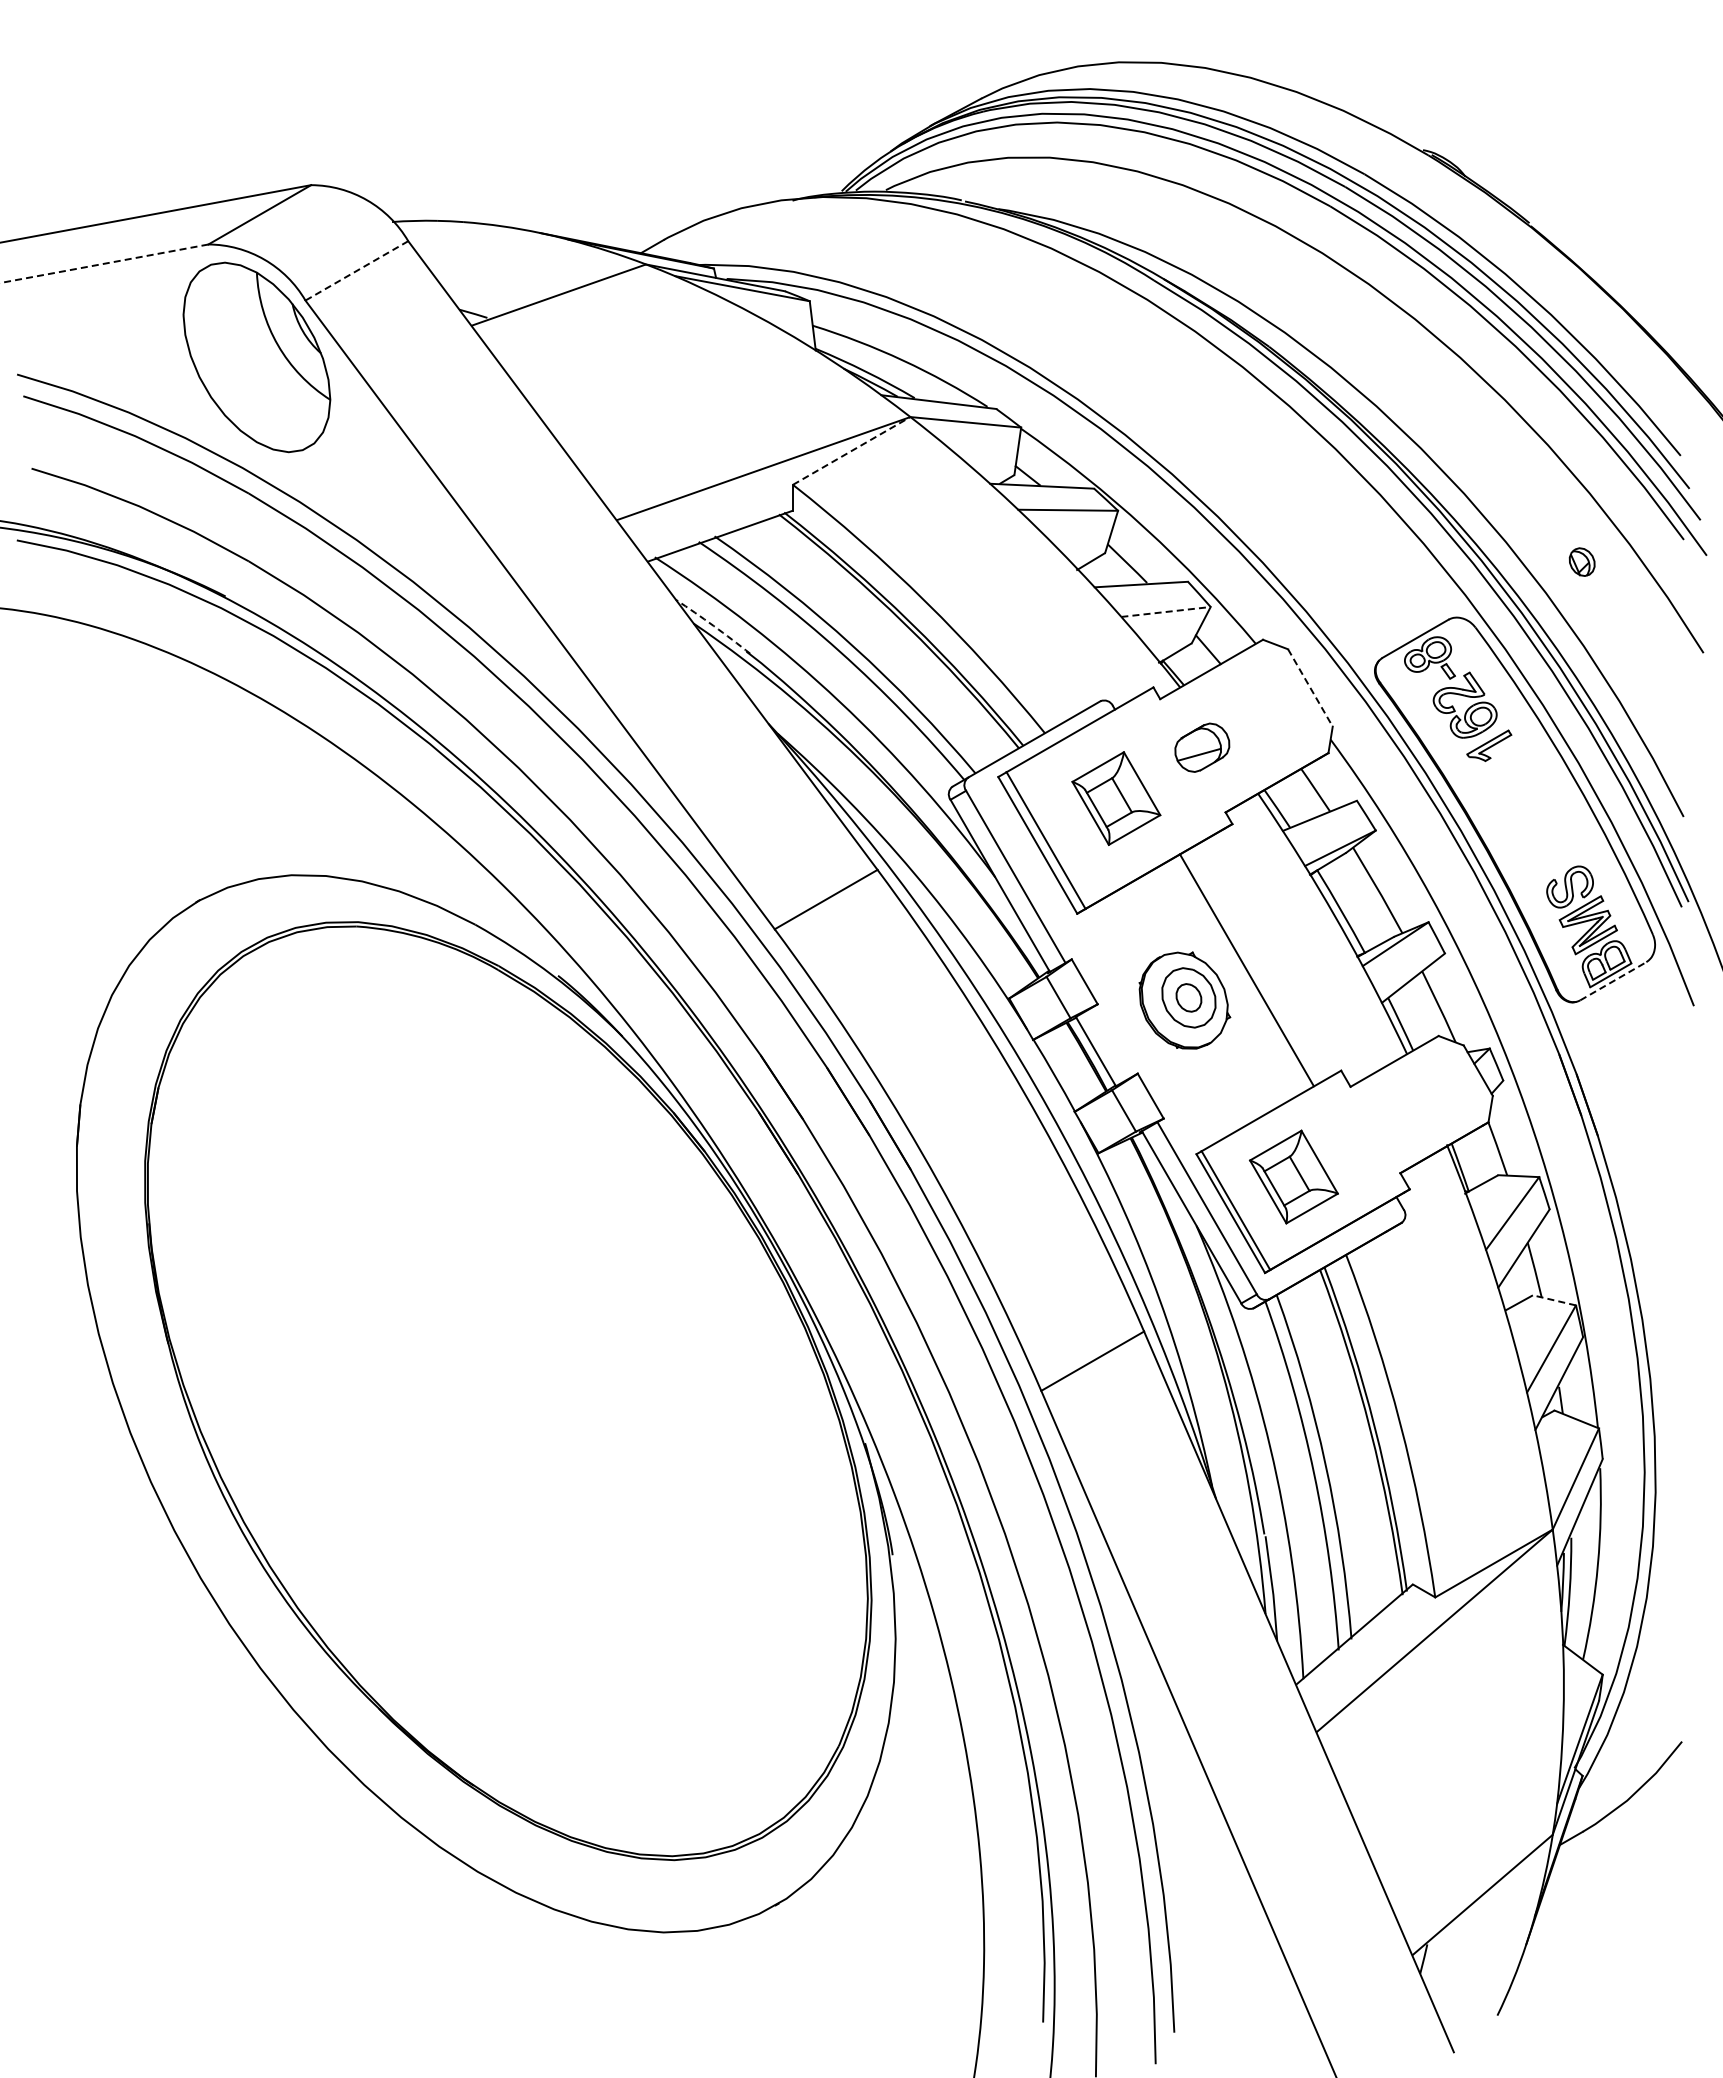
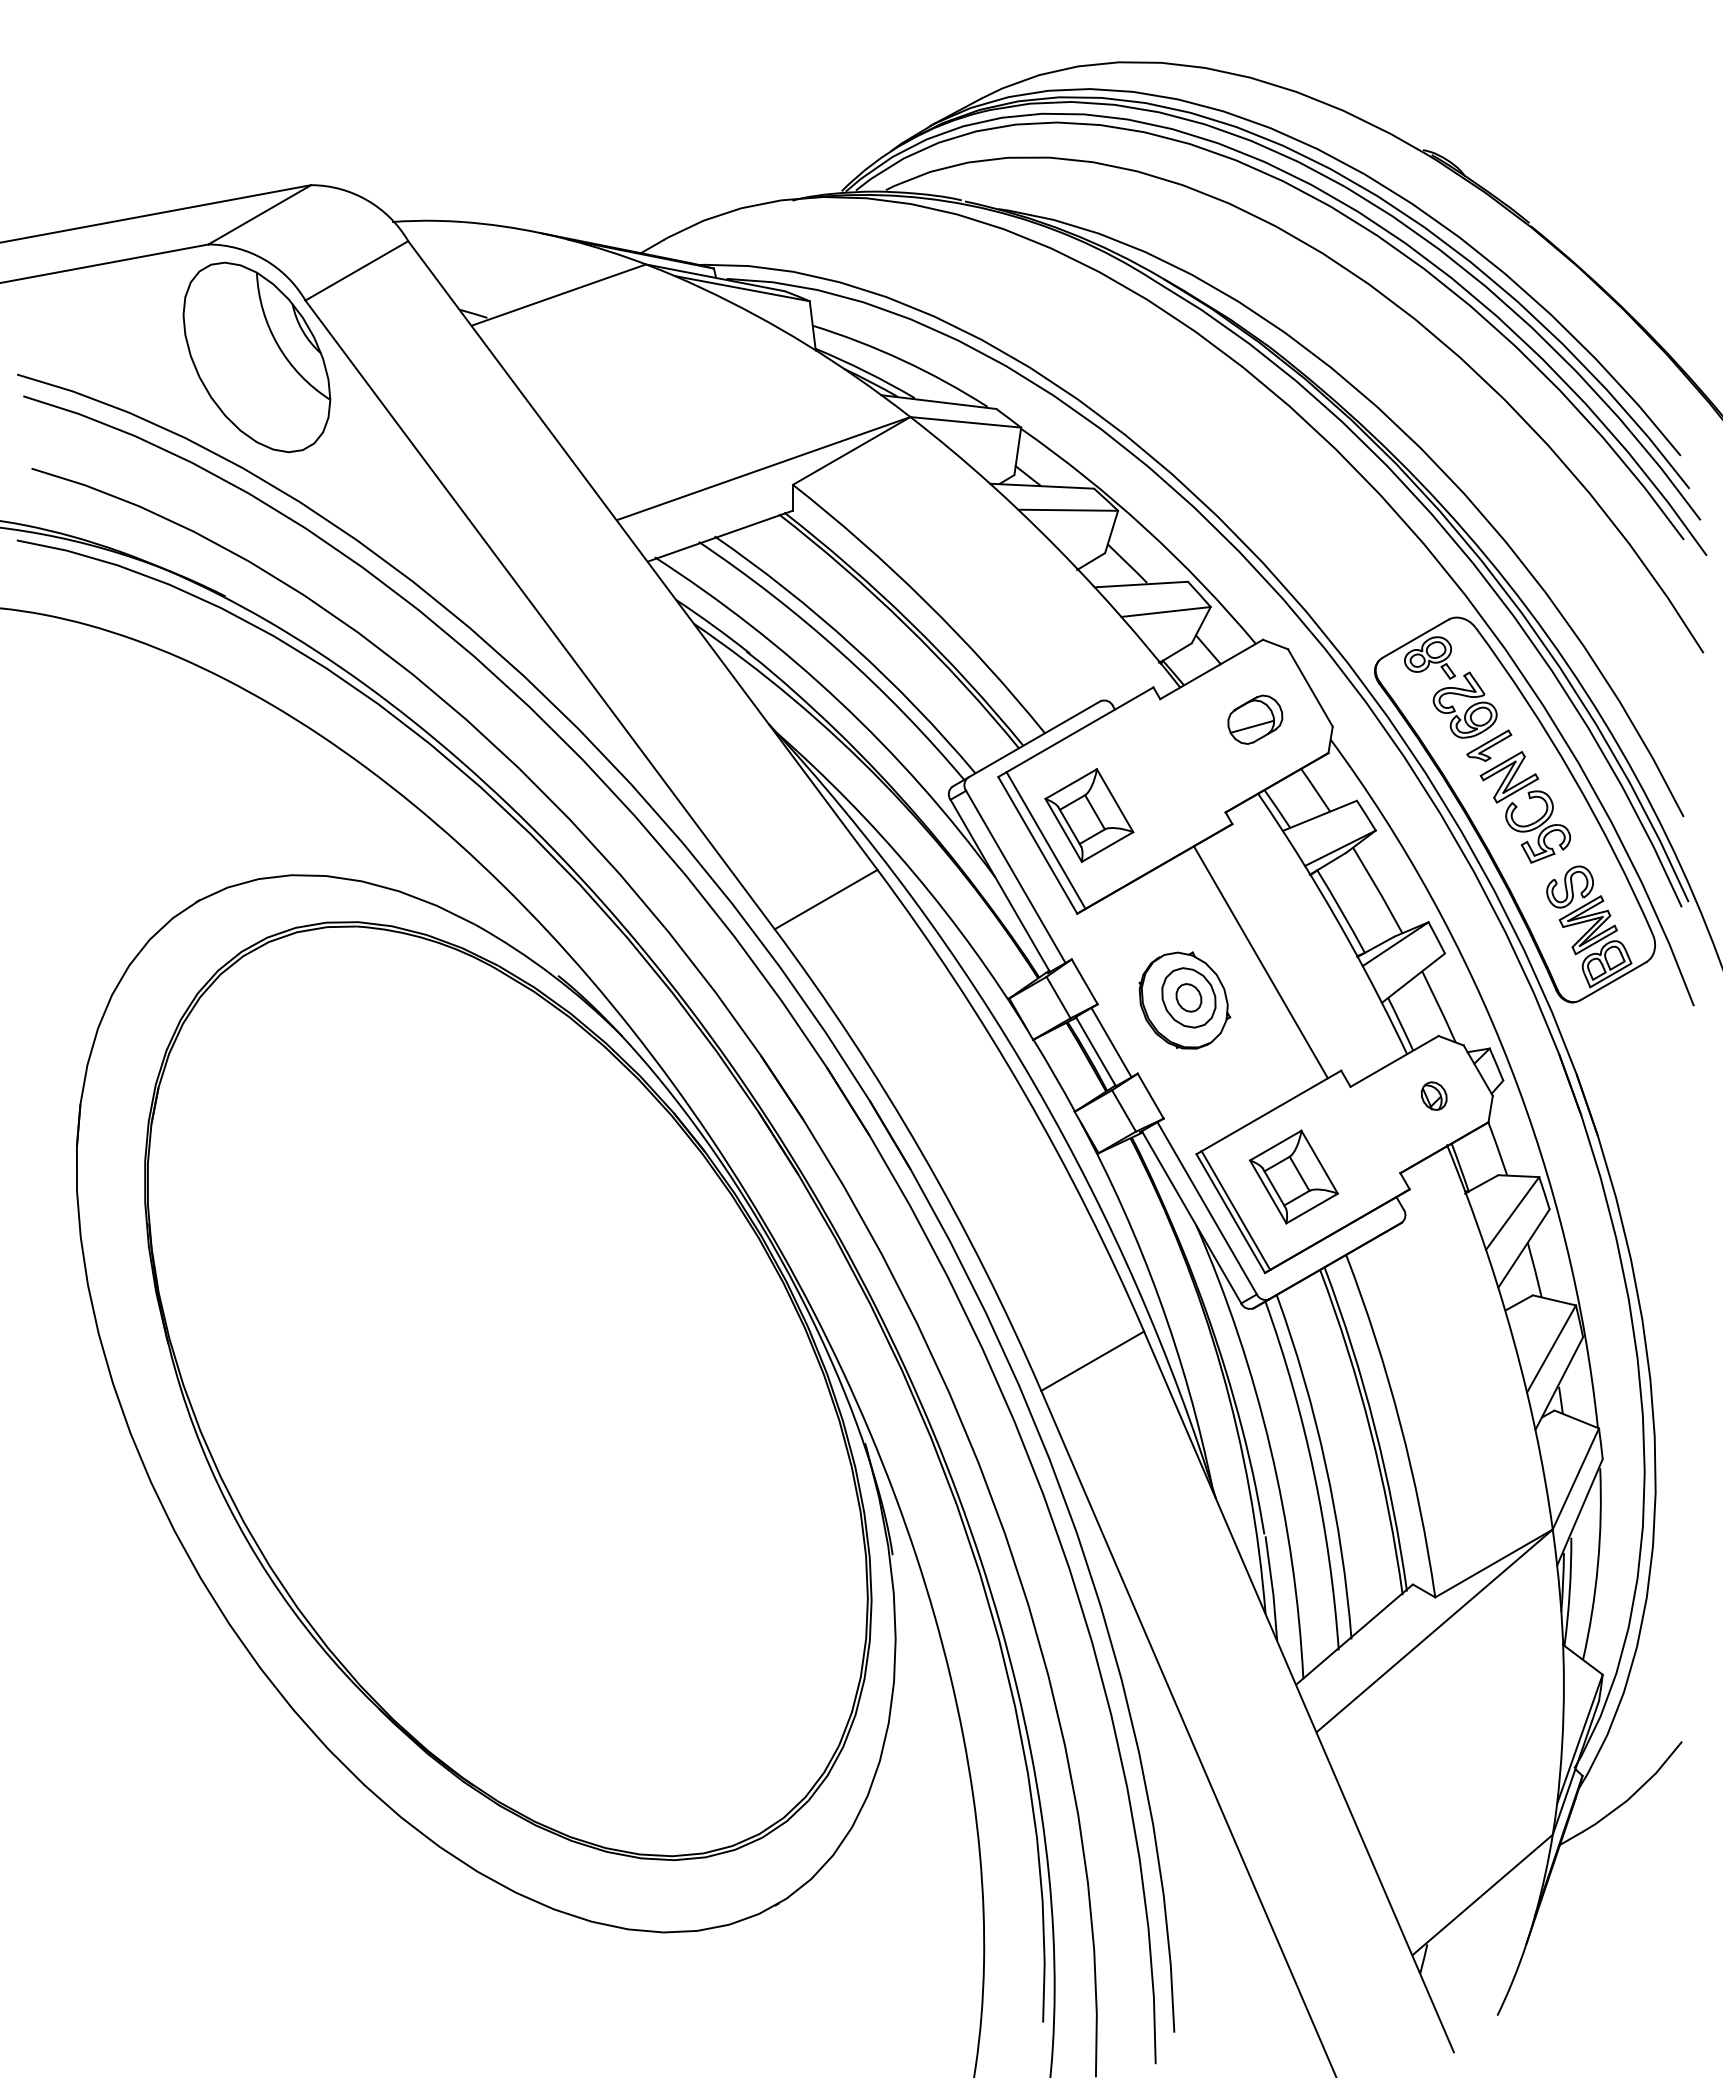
line: dashed -> solid (104, 263)
line: dashed -> solid (356, 271)
line: dashed -> solid (851, 450)
part position: (1581, 561) -> (1433, 1095) (1433, 1095)
line: dashed -> solid (1166, 611)
arc: dashed -> solid (713, 625)
line: dashed -> solid (1310, 687)
part position: (1202, 747) -> (1255, 719) (1255, 719)
part position: (1116, 798) -> (1089, 815) (1089, 815)
part: none -> present (1517, 807)
line position: (1246, 970) -> (1260, 962) (1260, 962)
line: dashed -> solid (1613, 981)
line: none -> present (1111, 1042)
line: dashed -> solid (1553, 1300)
